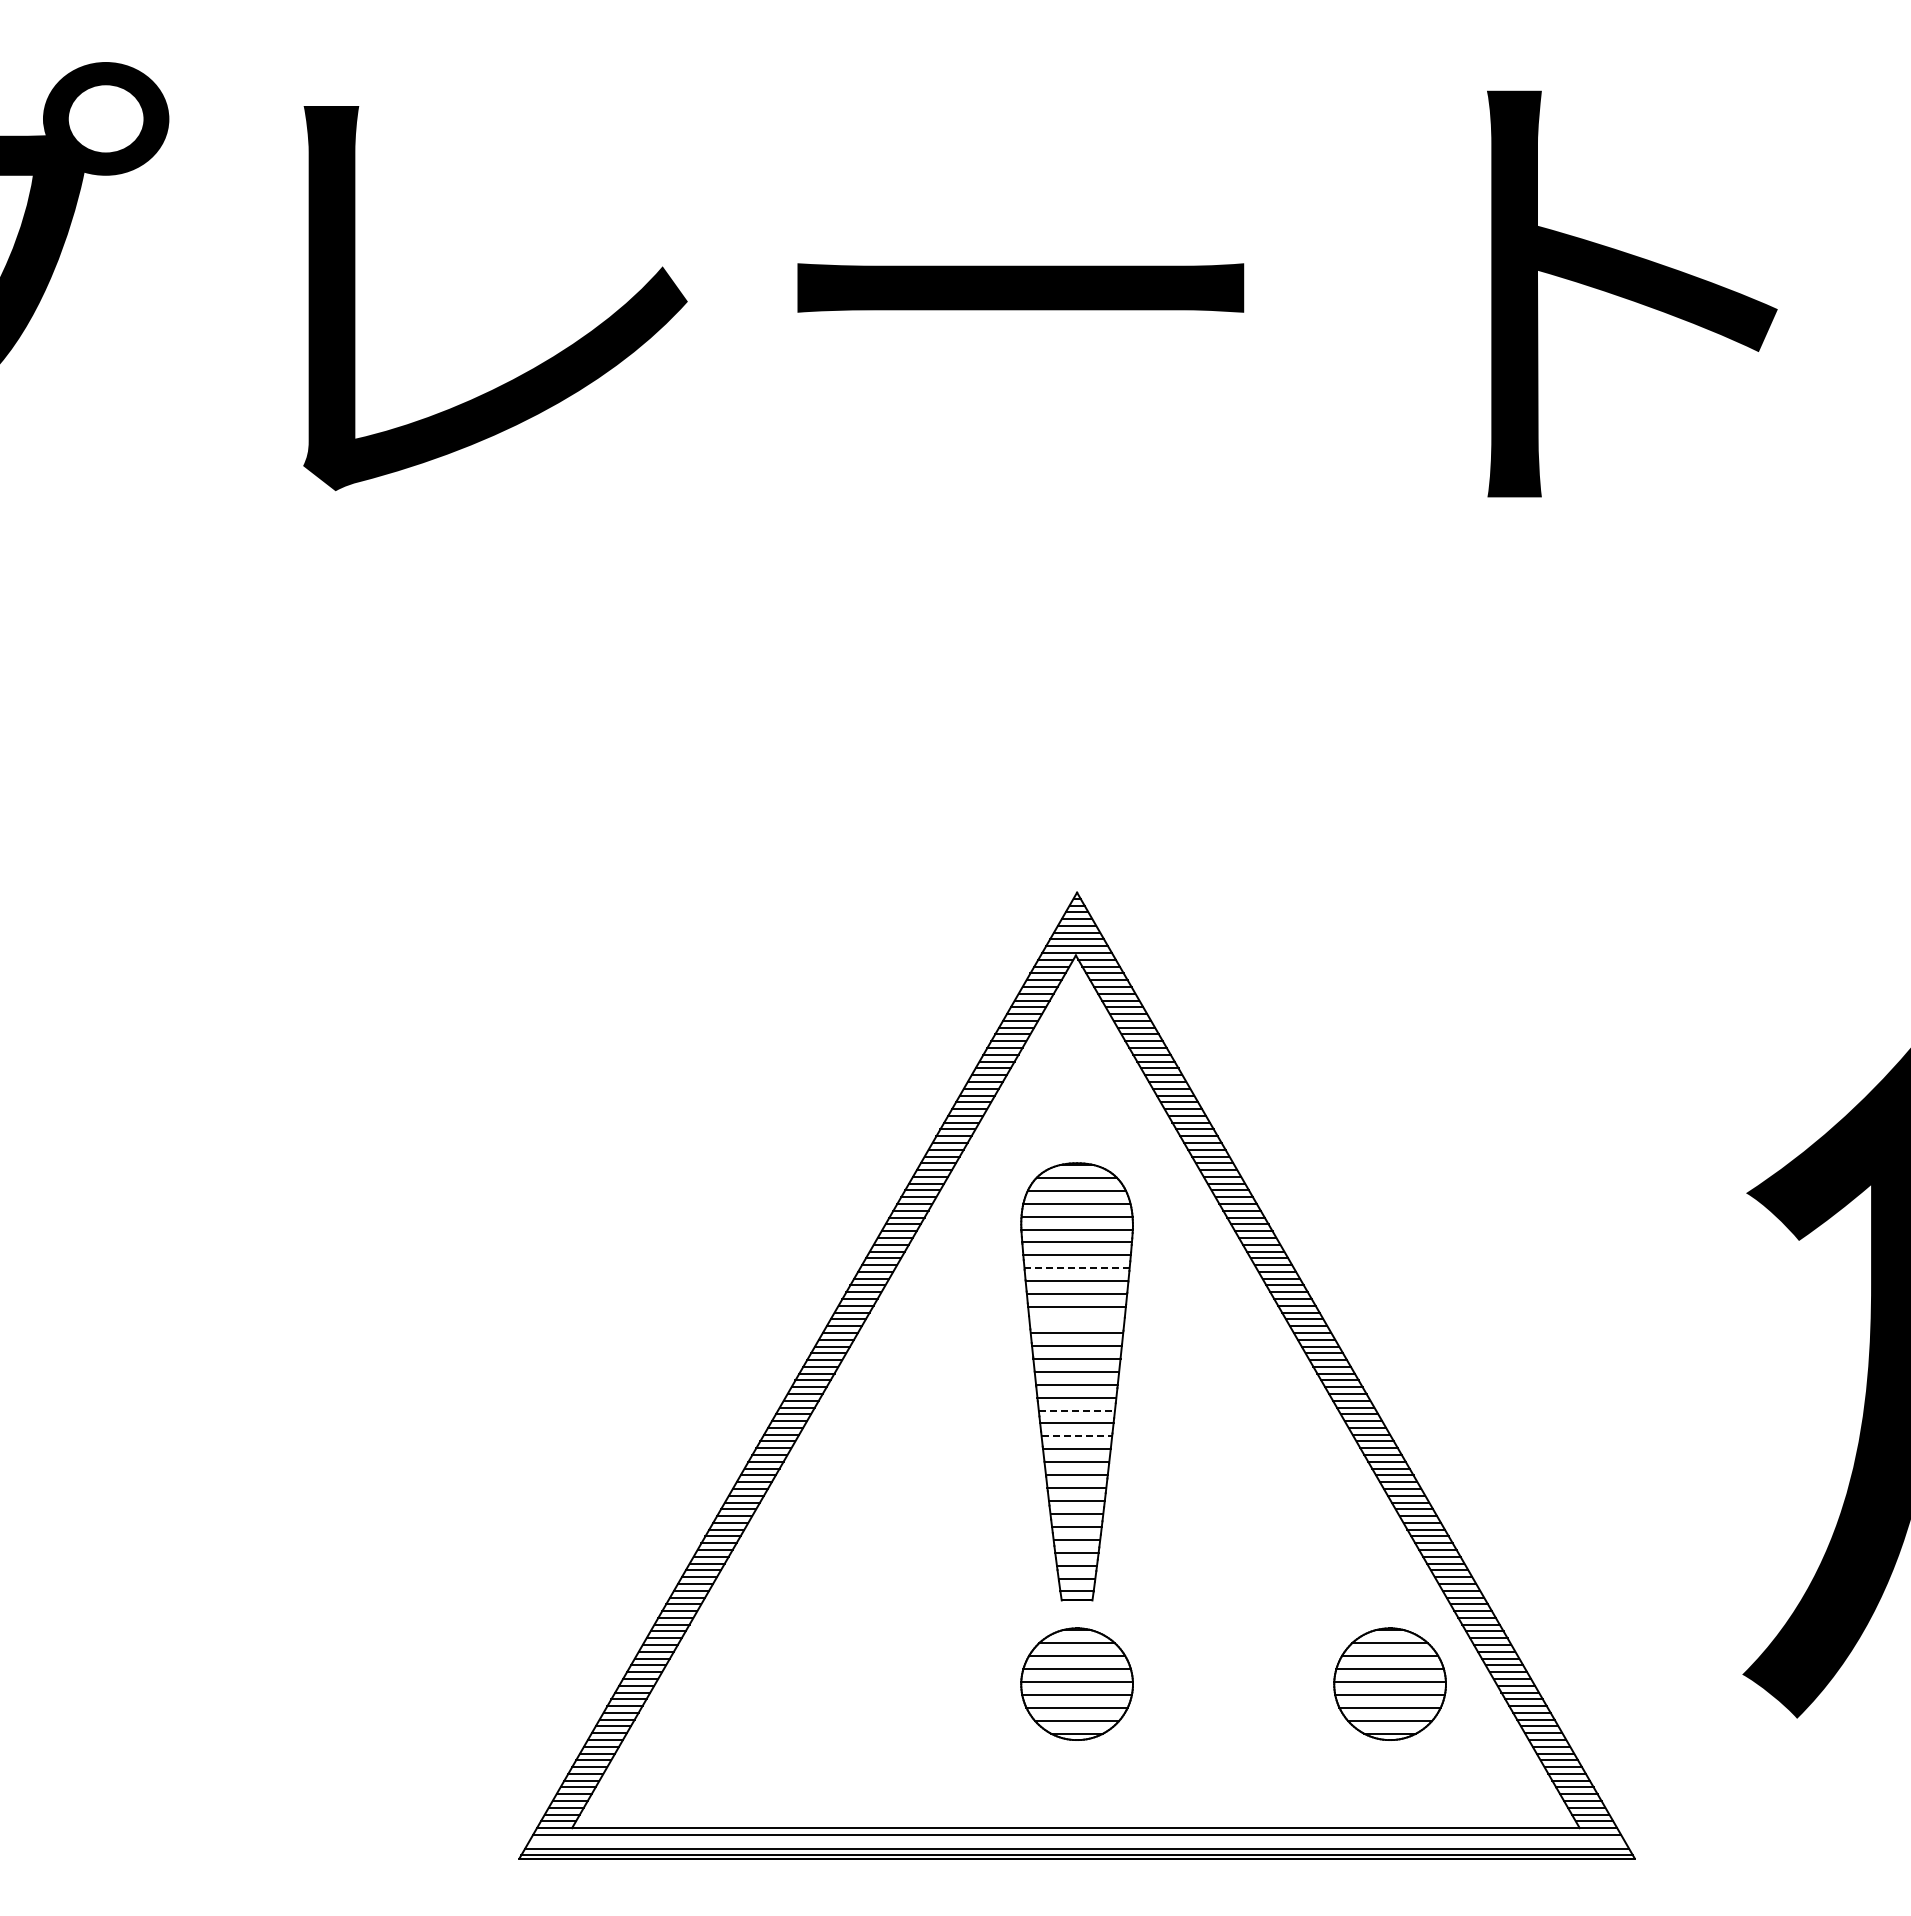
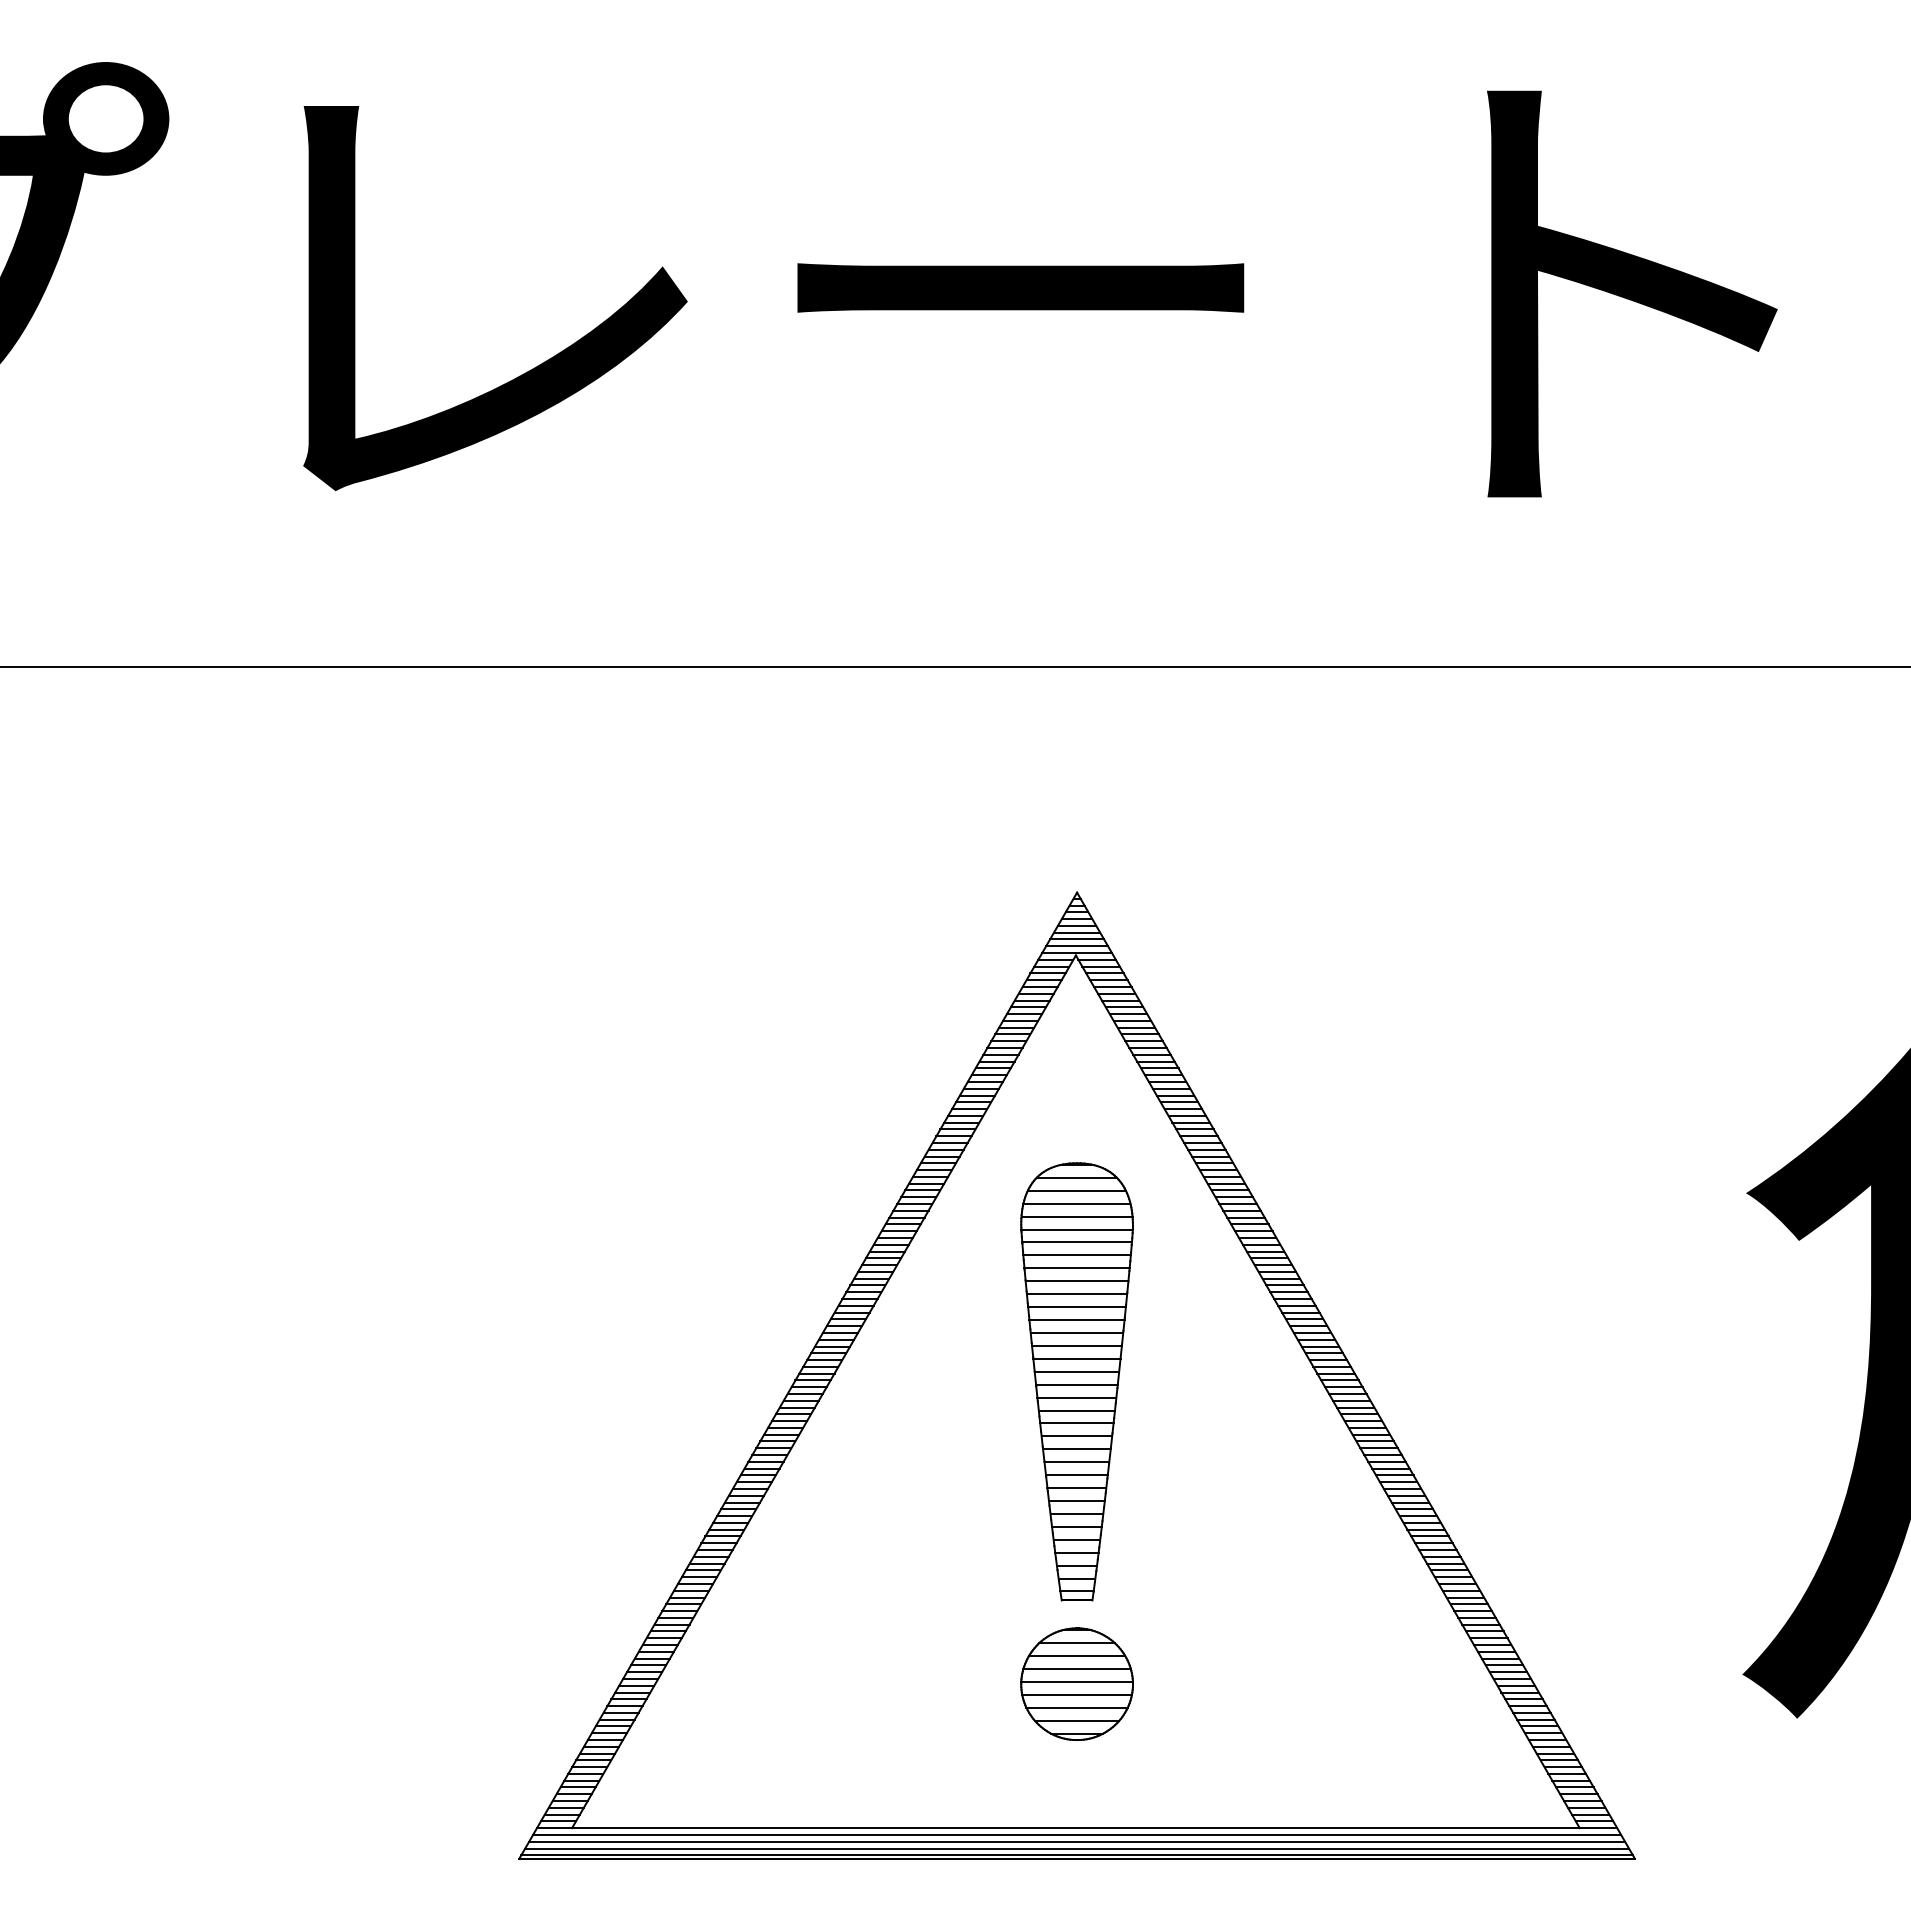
line: none -> present (954, 666)
line: dashed -> solid (1077, 1268)
line: none -> present (1076, 1320)
line: dashed -> solid (1077, 1410)
line: dashed -> solid (1077, 1436)
part: present -> none (1389, 1683)
line: none -> present (1077, 1841)
